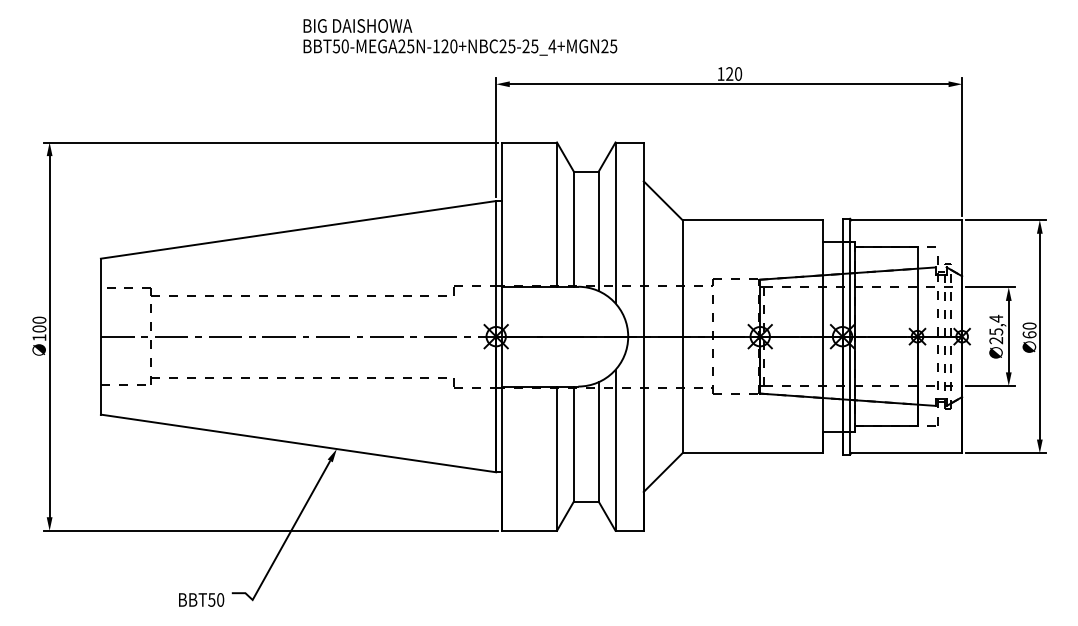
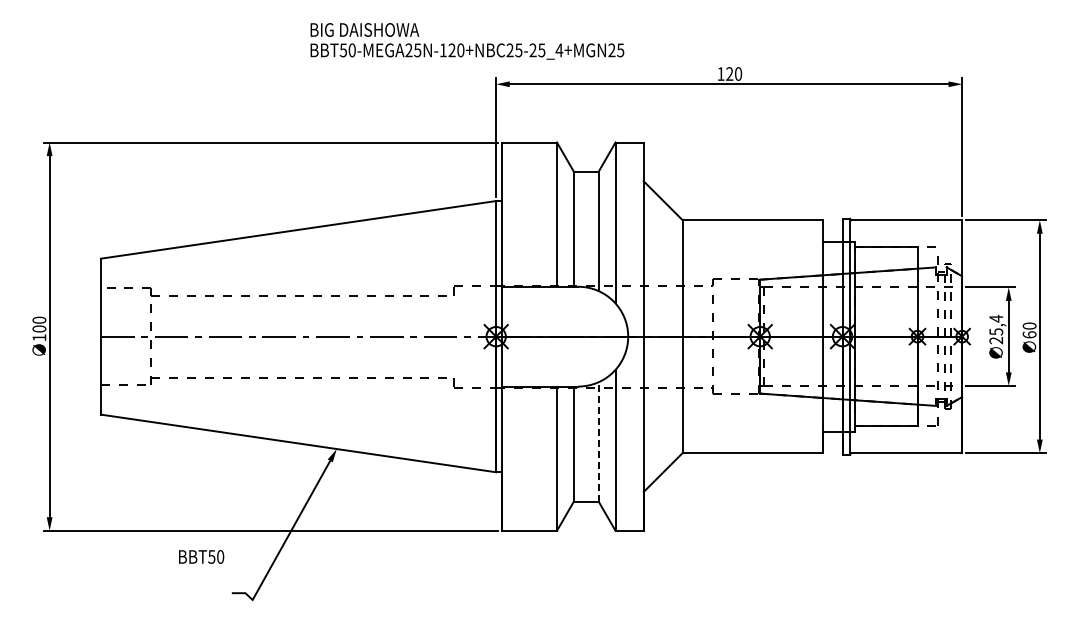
text position: (460, 37) -> (467, 41) (467, 41)
line: solid -> dashed (598, 441)
text position: (201, 599) -> (201, 556) (201, 556)
